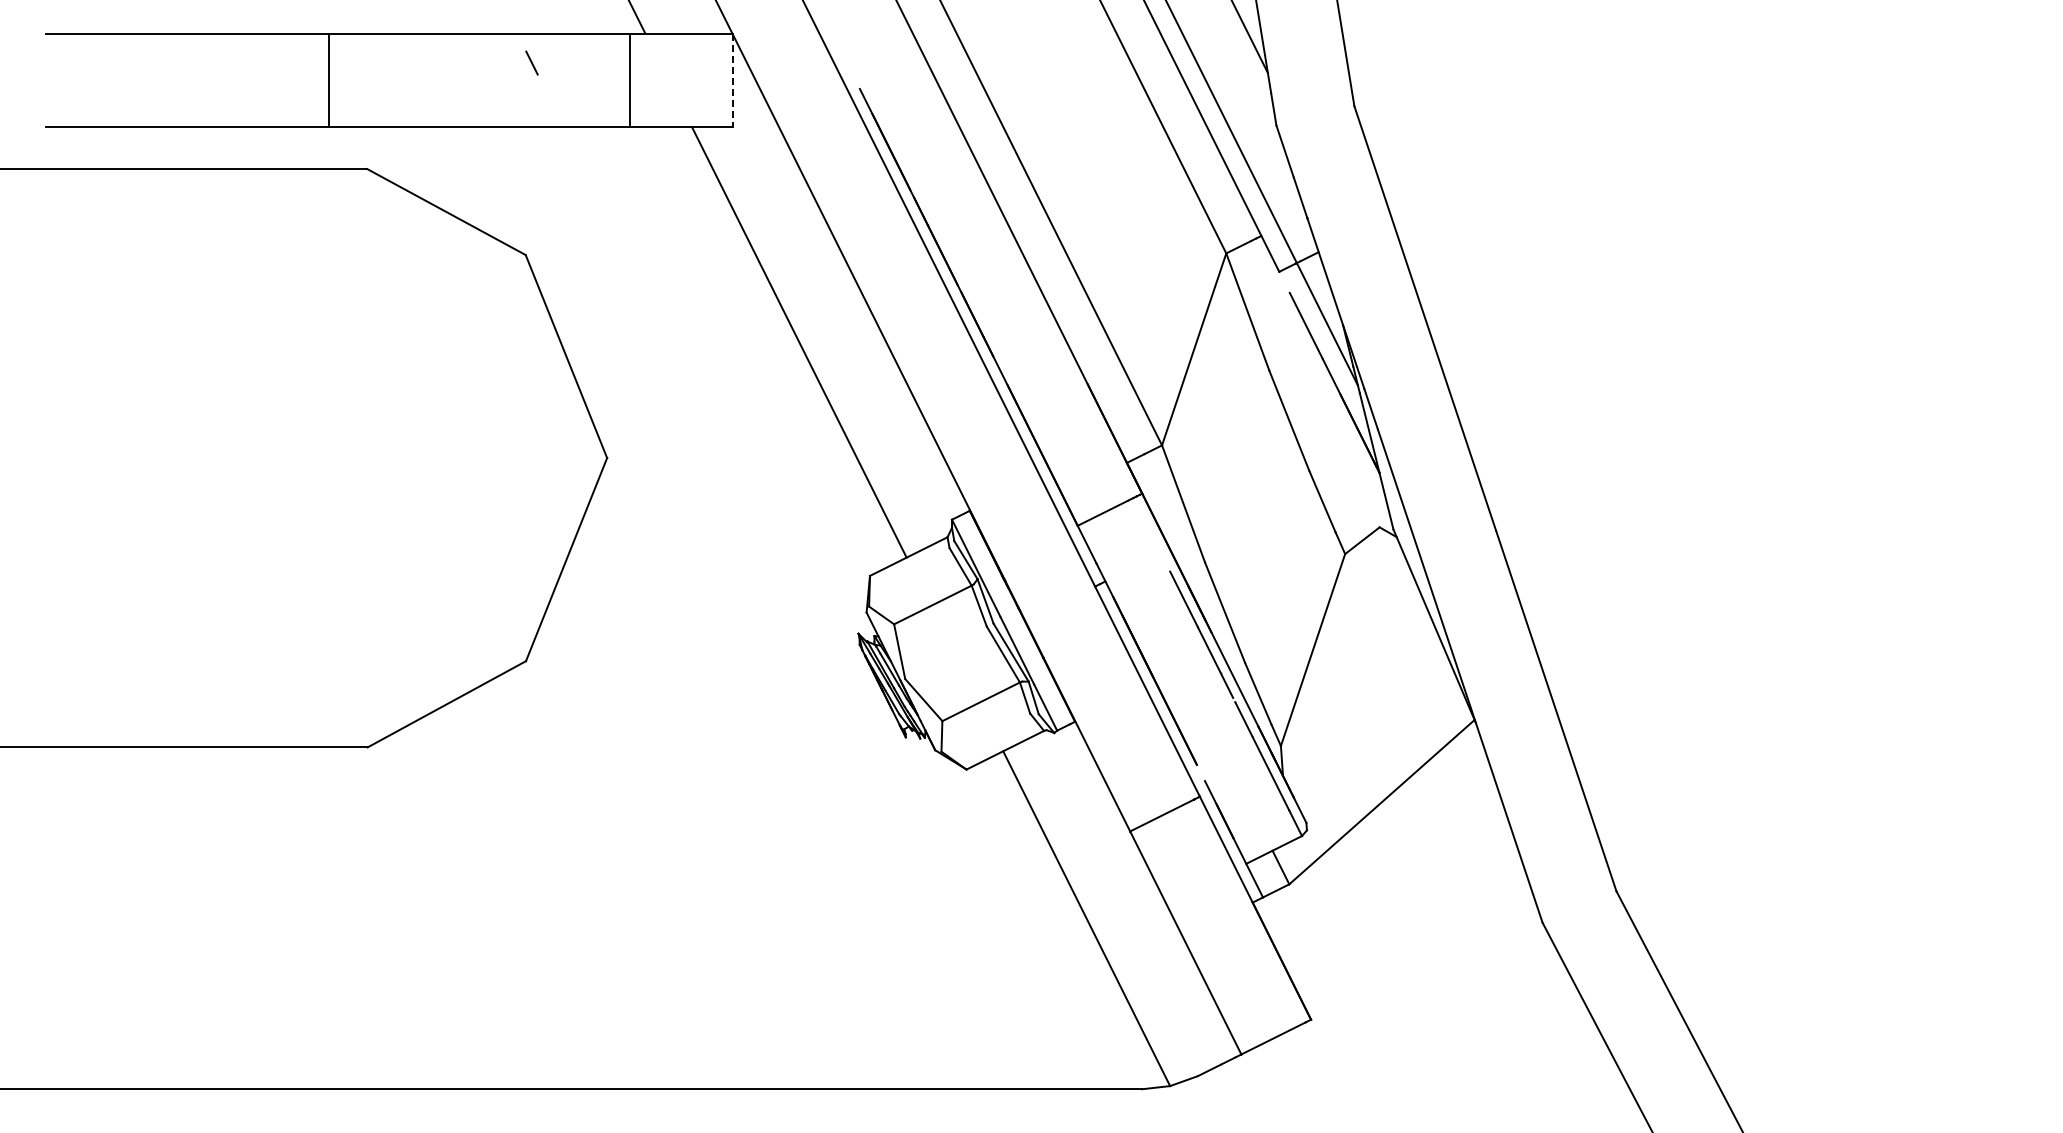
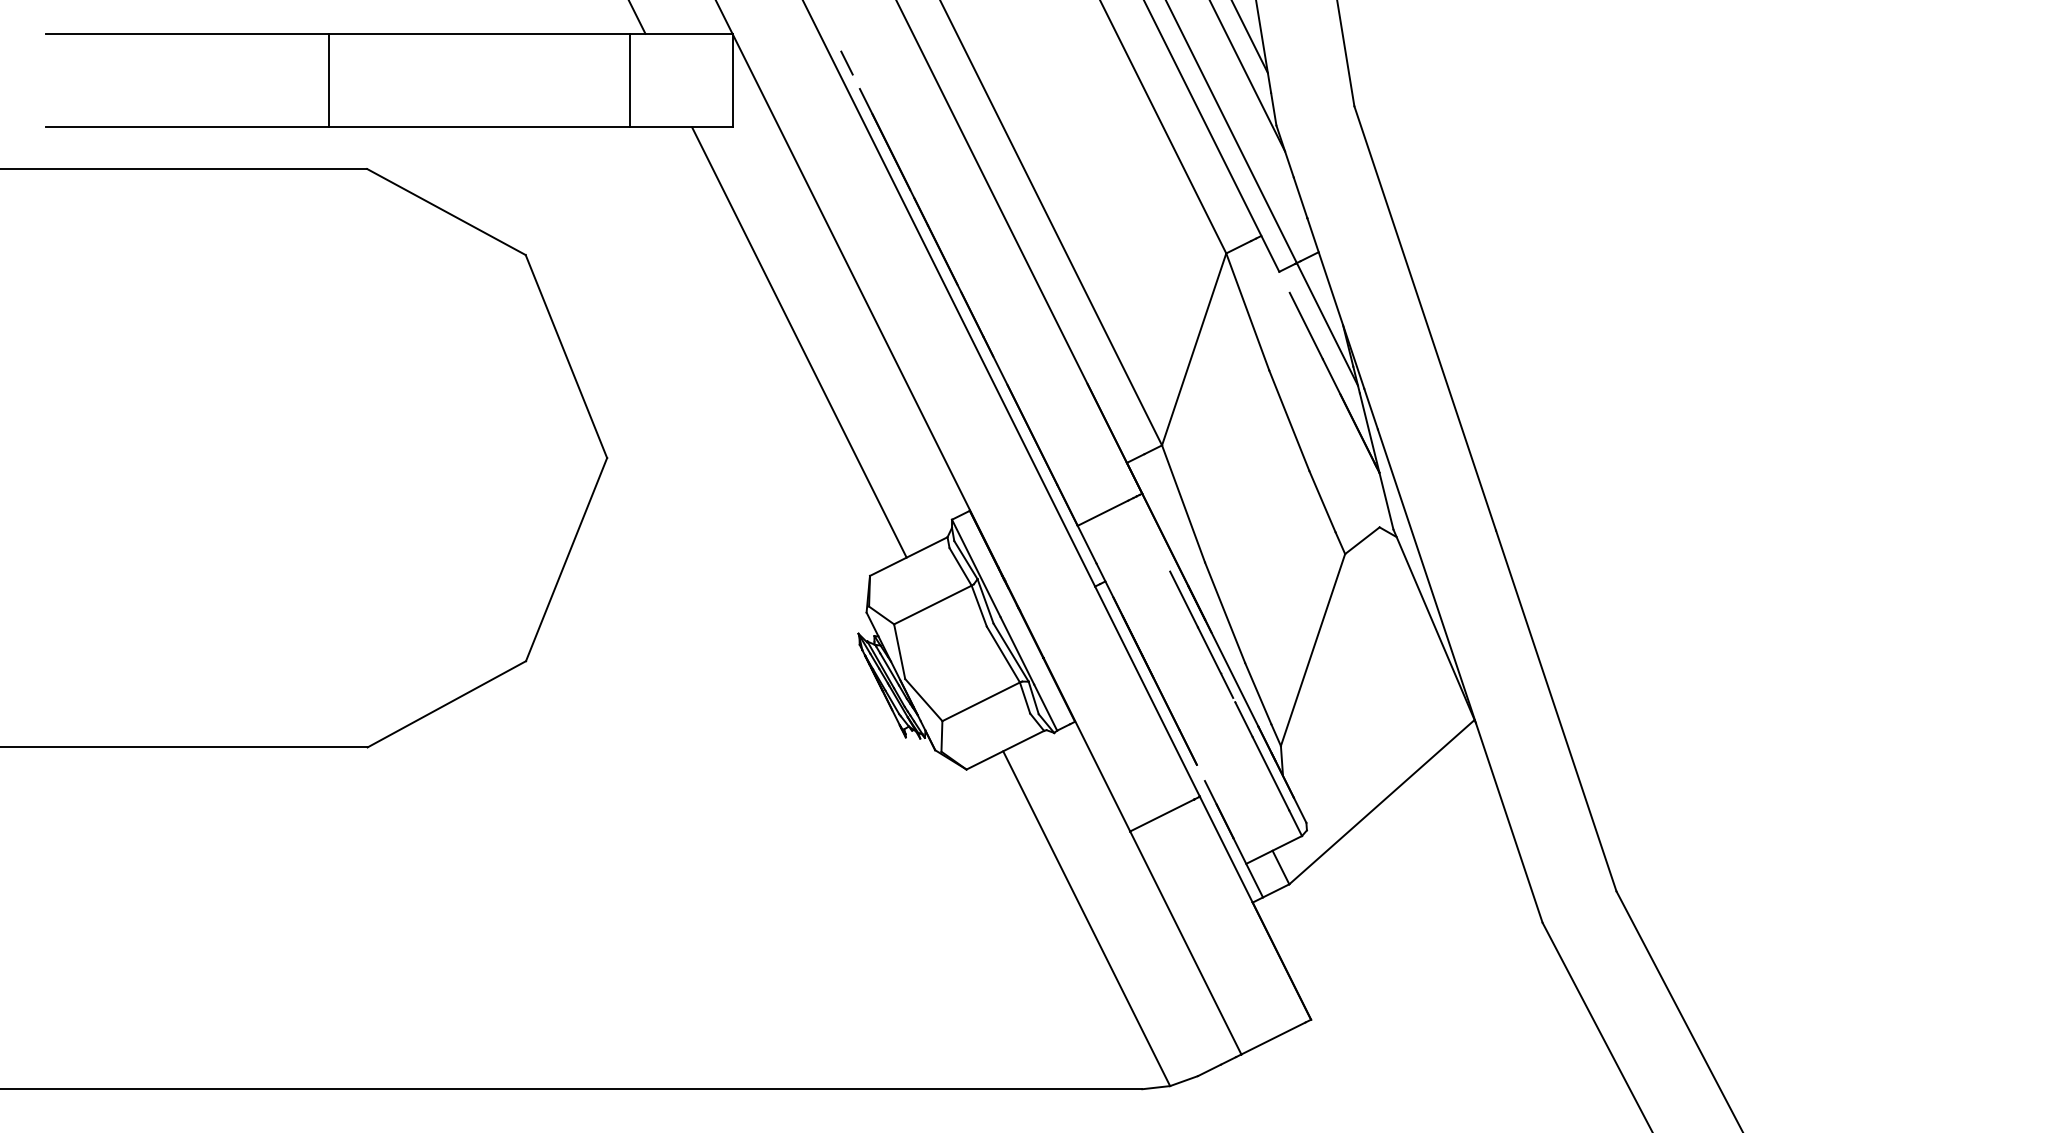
line position: (531, 62) -> (846, 62) (846, 62)
line: none -> present (1247, 76)
line: dashed -> solid (732, 80)
